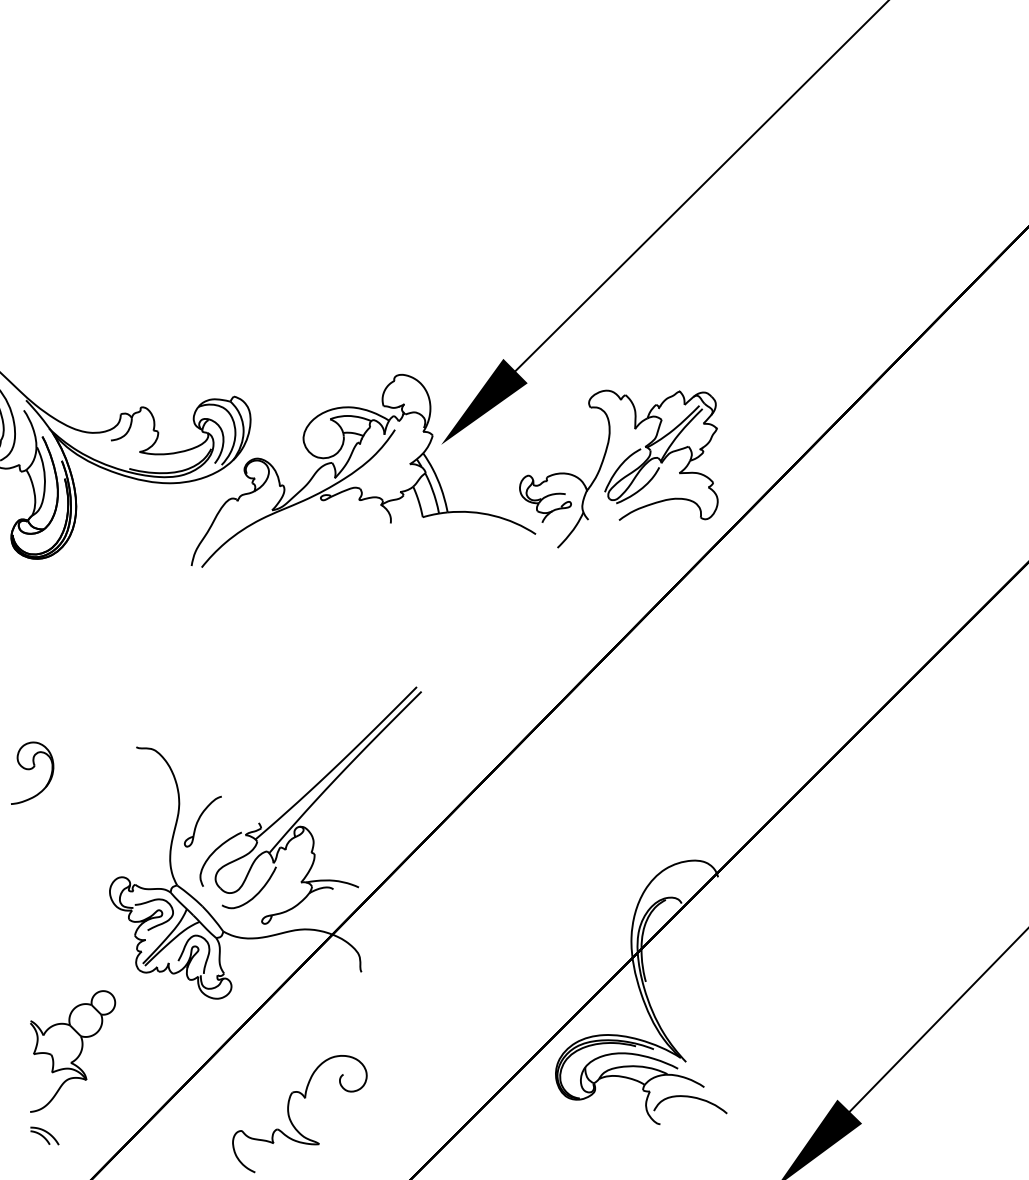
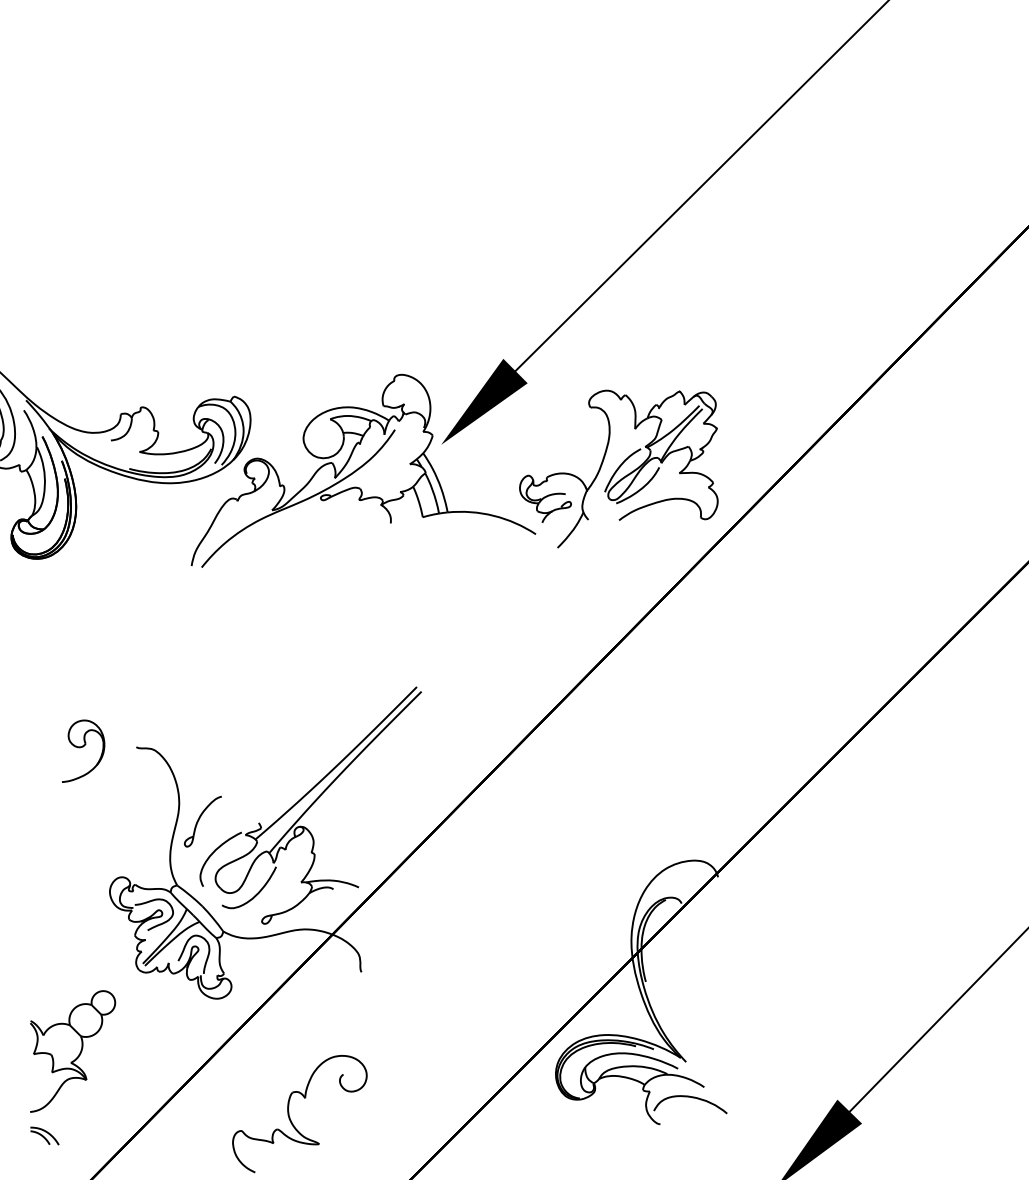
part position: (32, 772) -> (83, 750) (83, 750)
